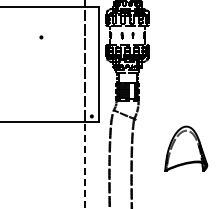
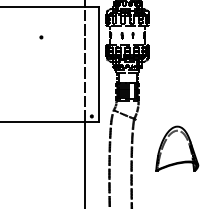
part position: (186, 148) -> (177, 148) (177, 148)
line: dashed -> solid (84, 164)
